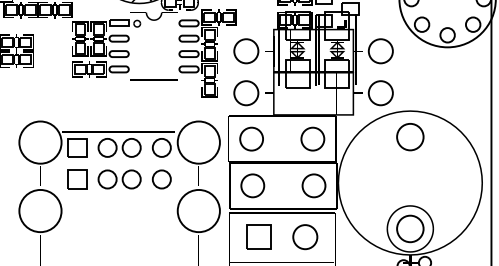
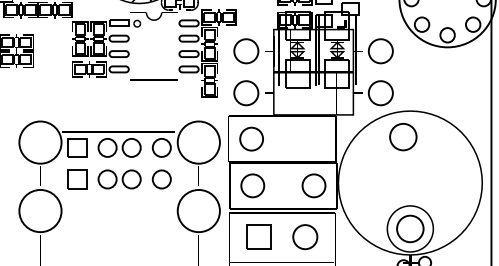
circle position: (410, 137) -> (403, 137) (403, 137)
circle: present -> none (312, 138)
